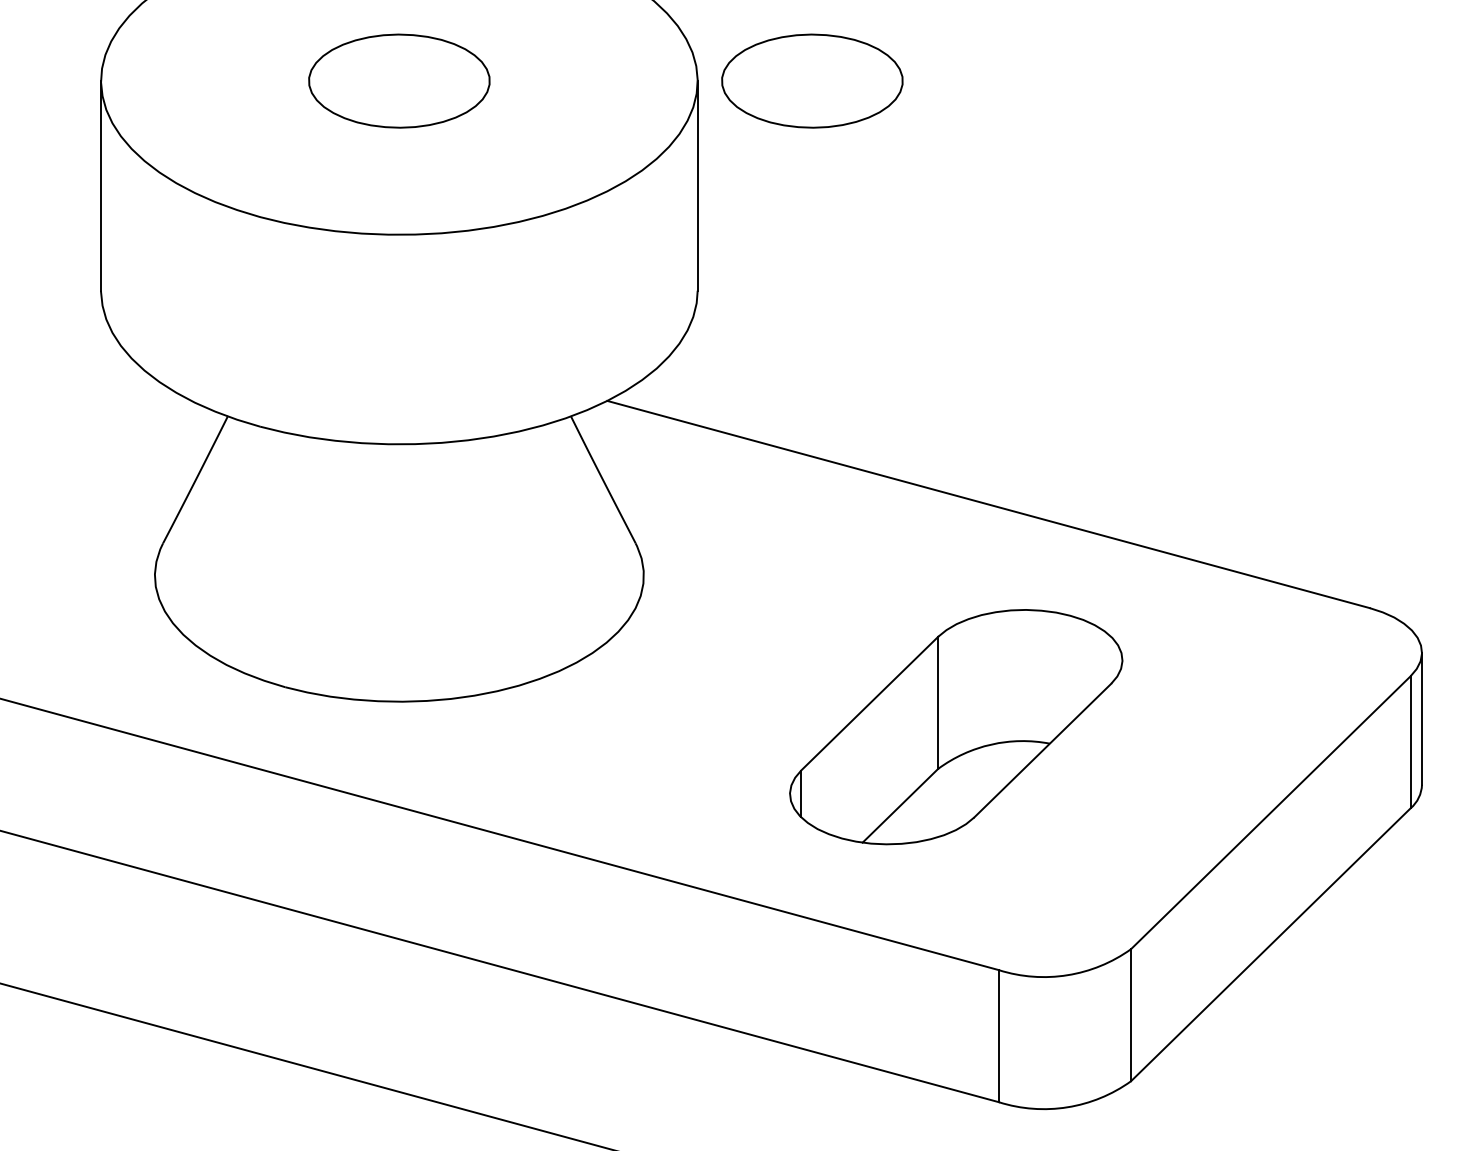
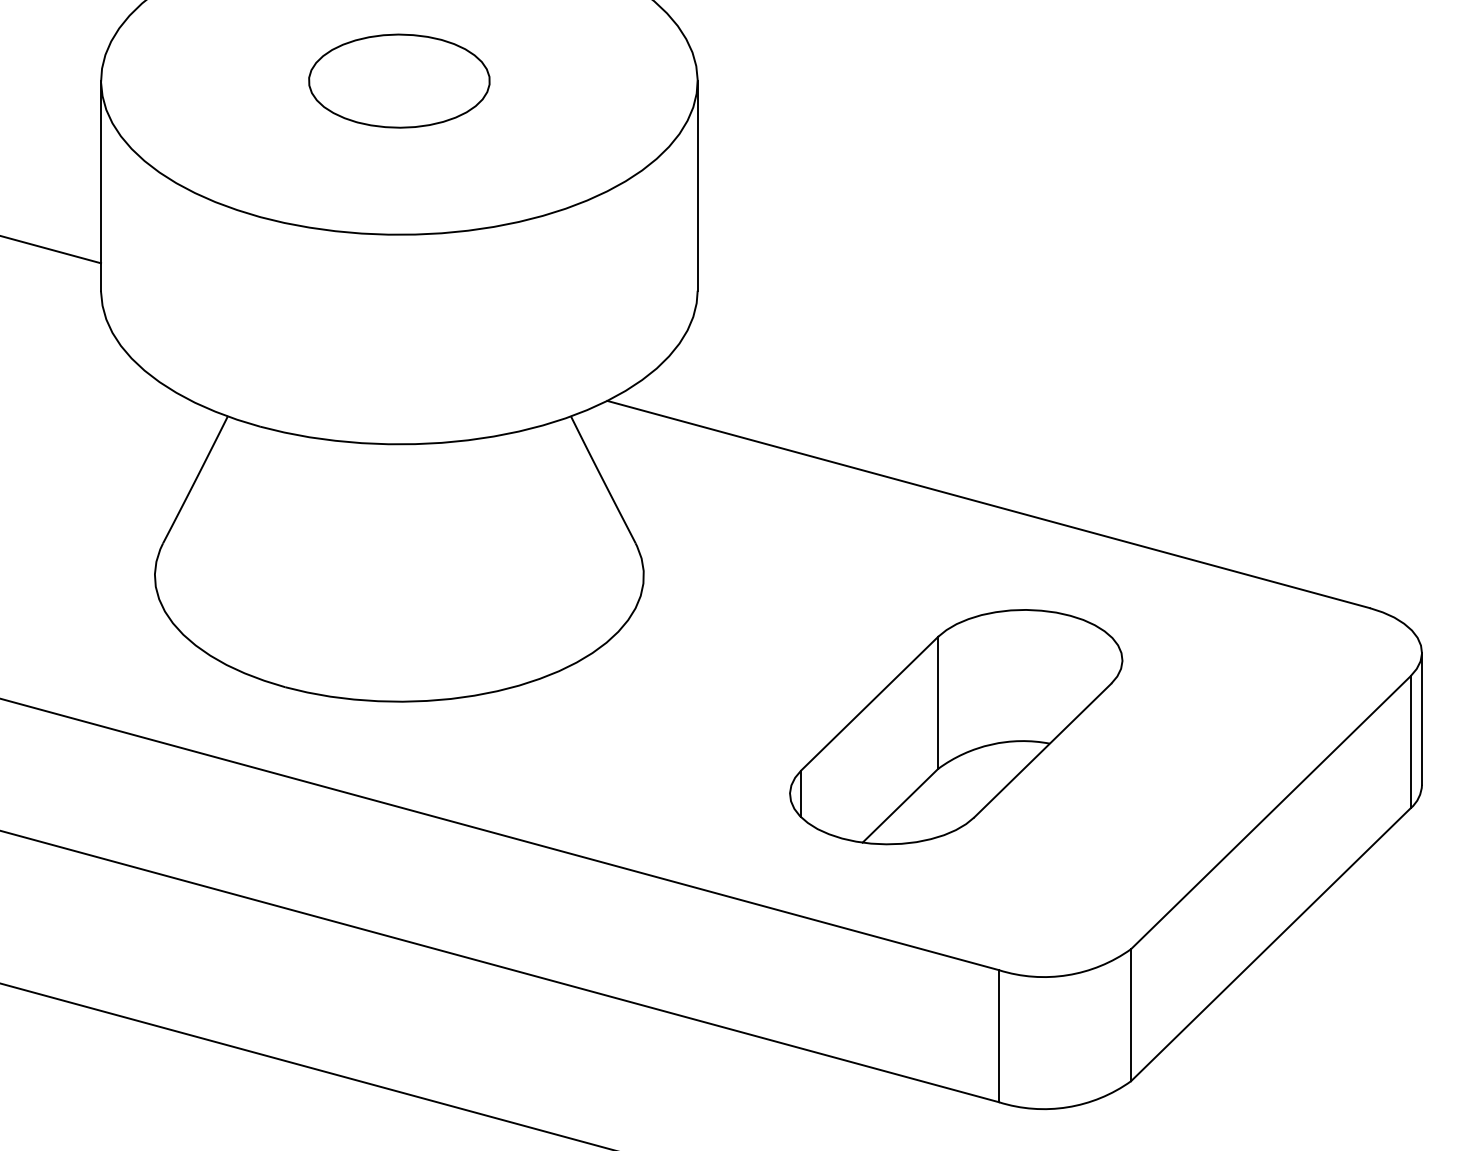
part: present -> none (812, 80)
line: none -> present (51, 249)
